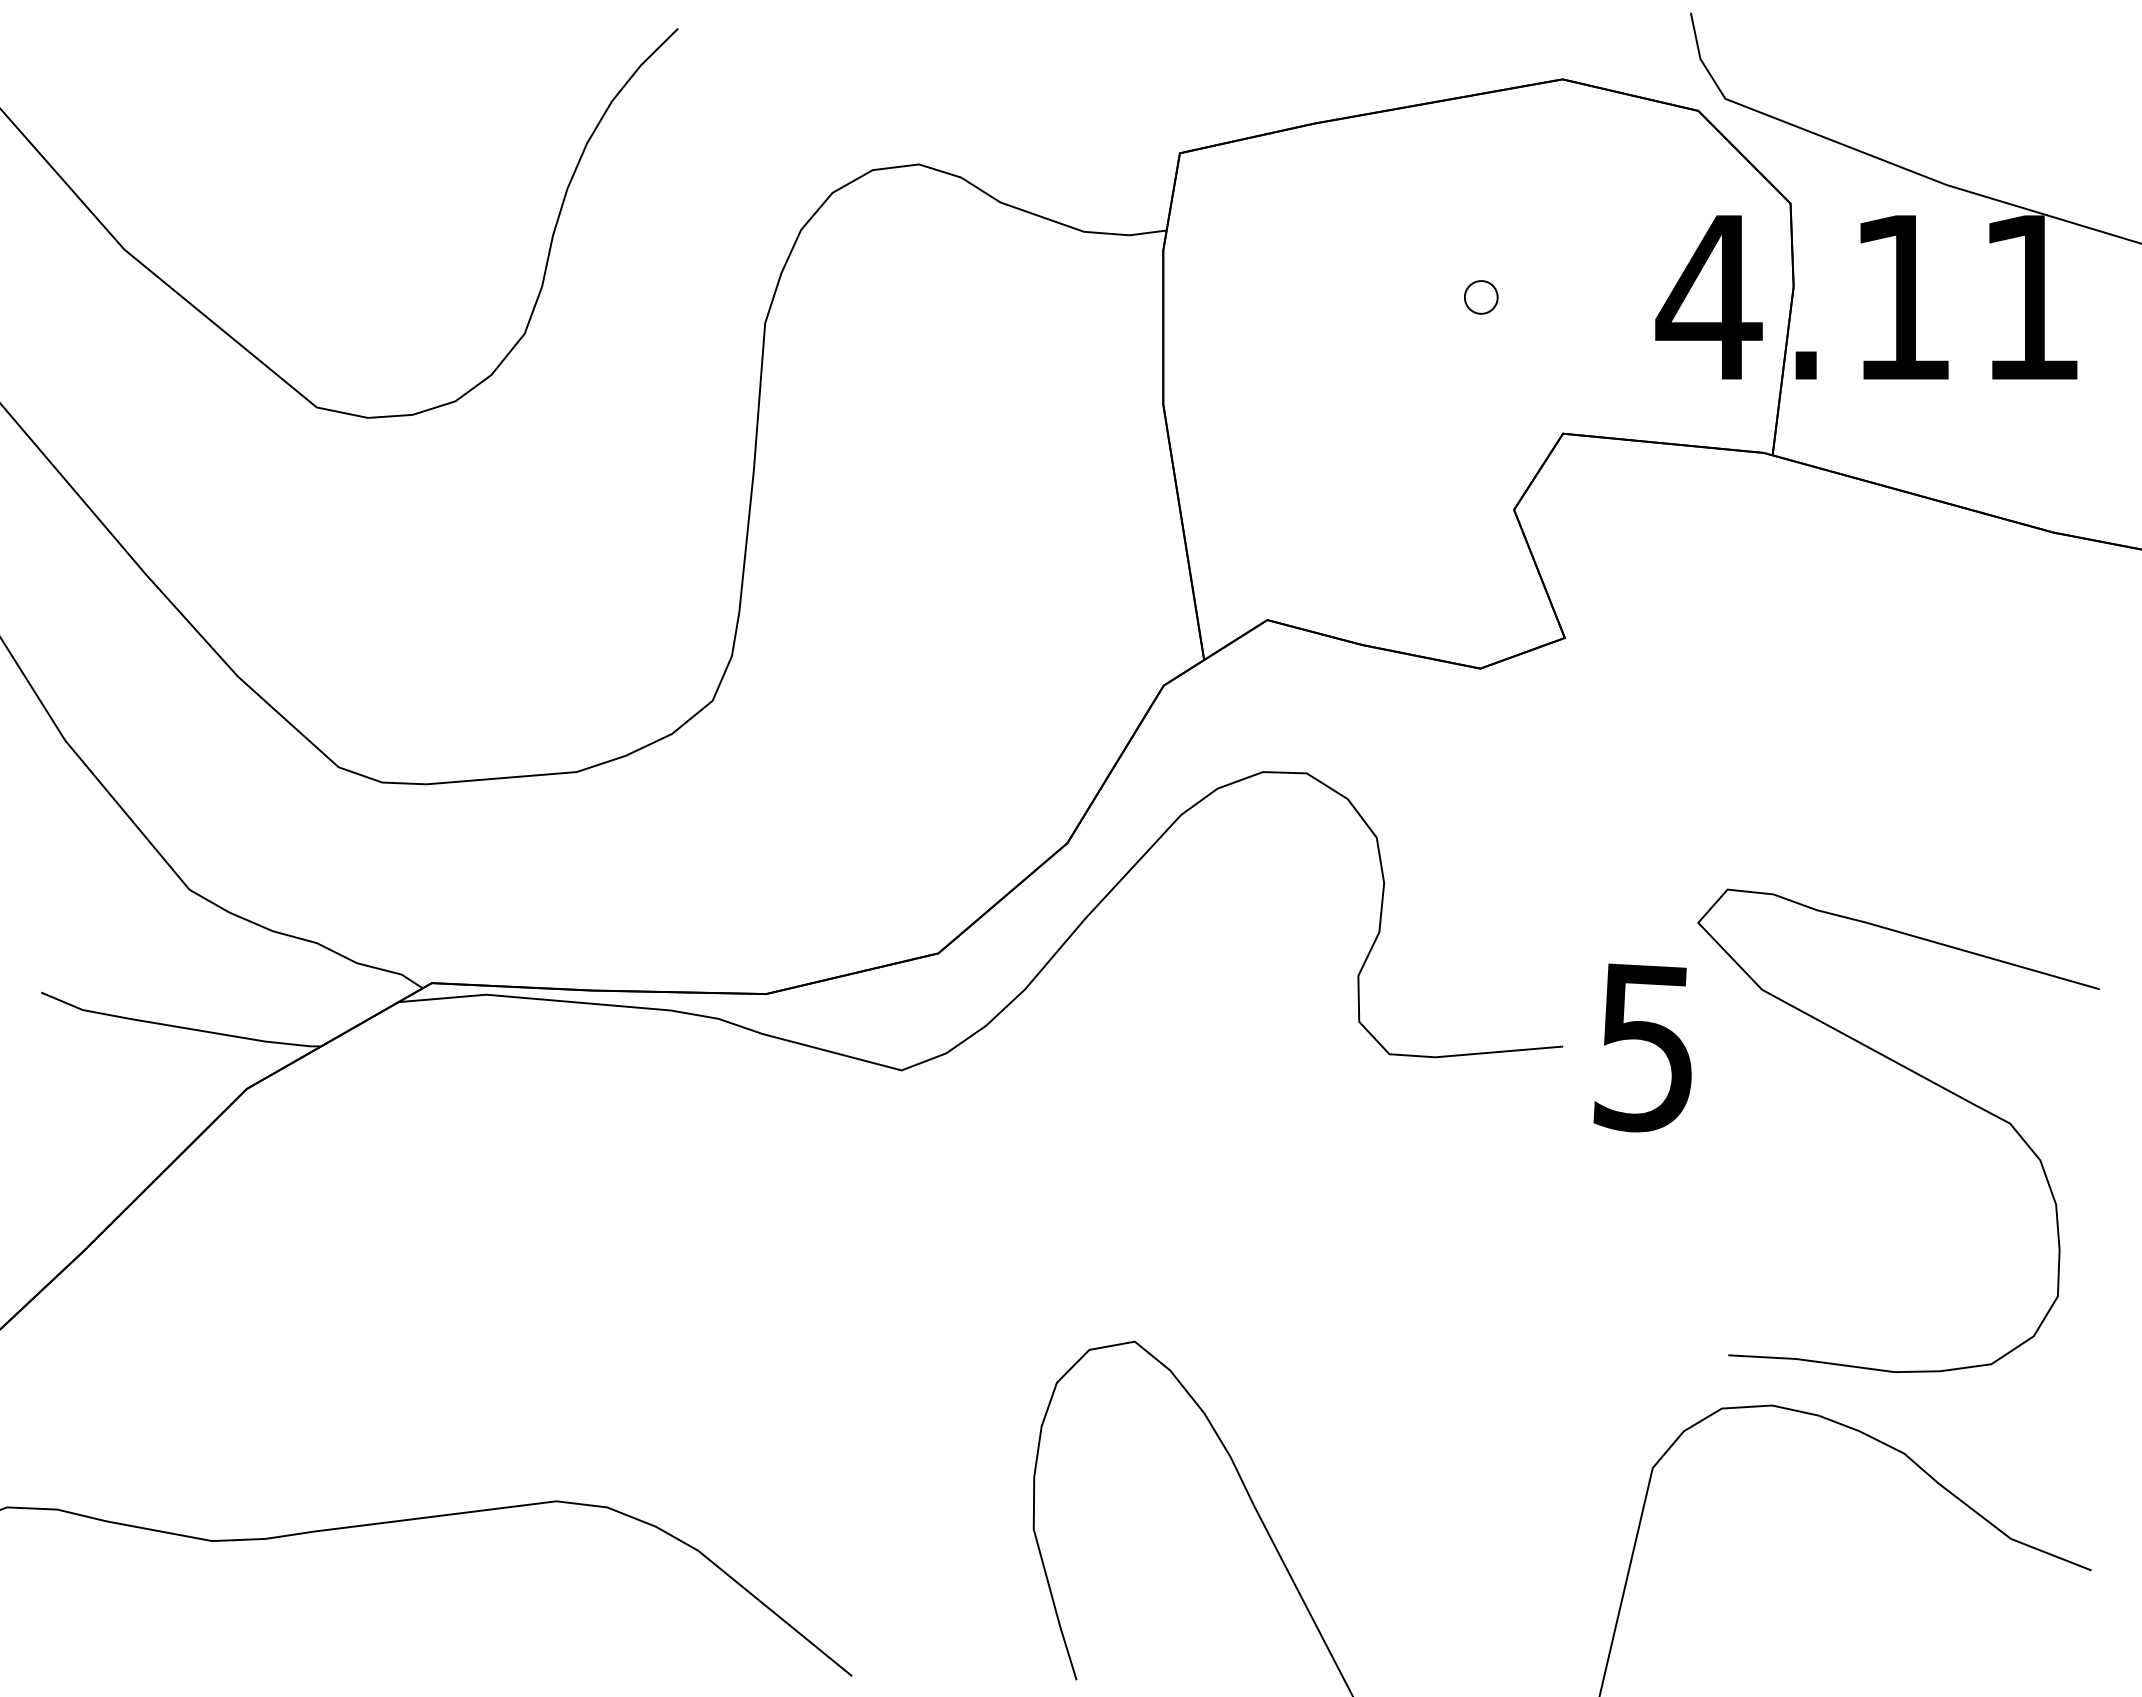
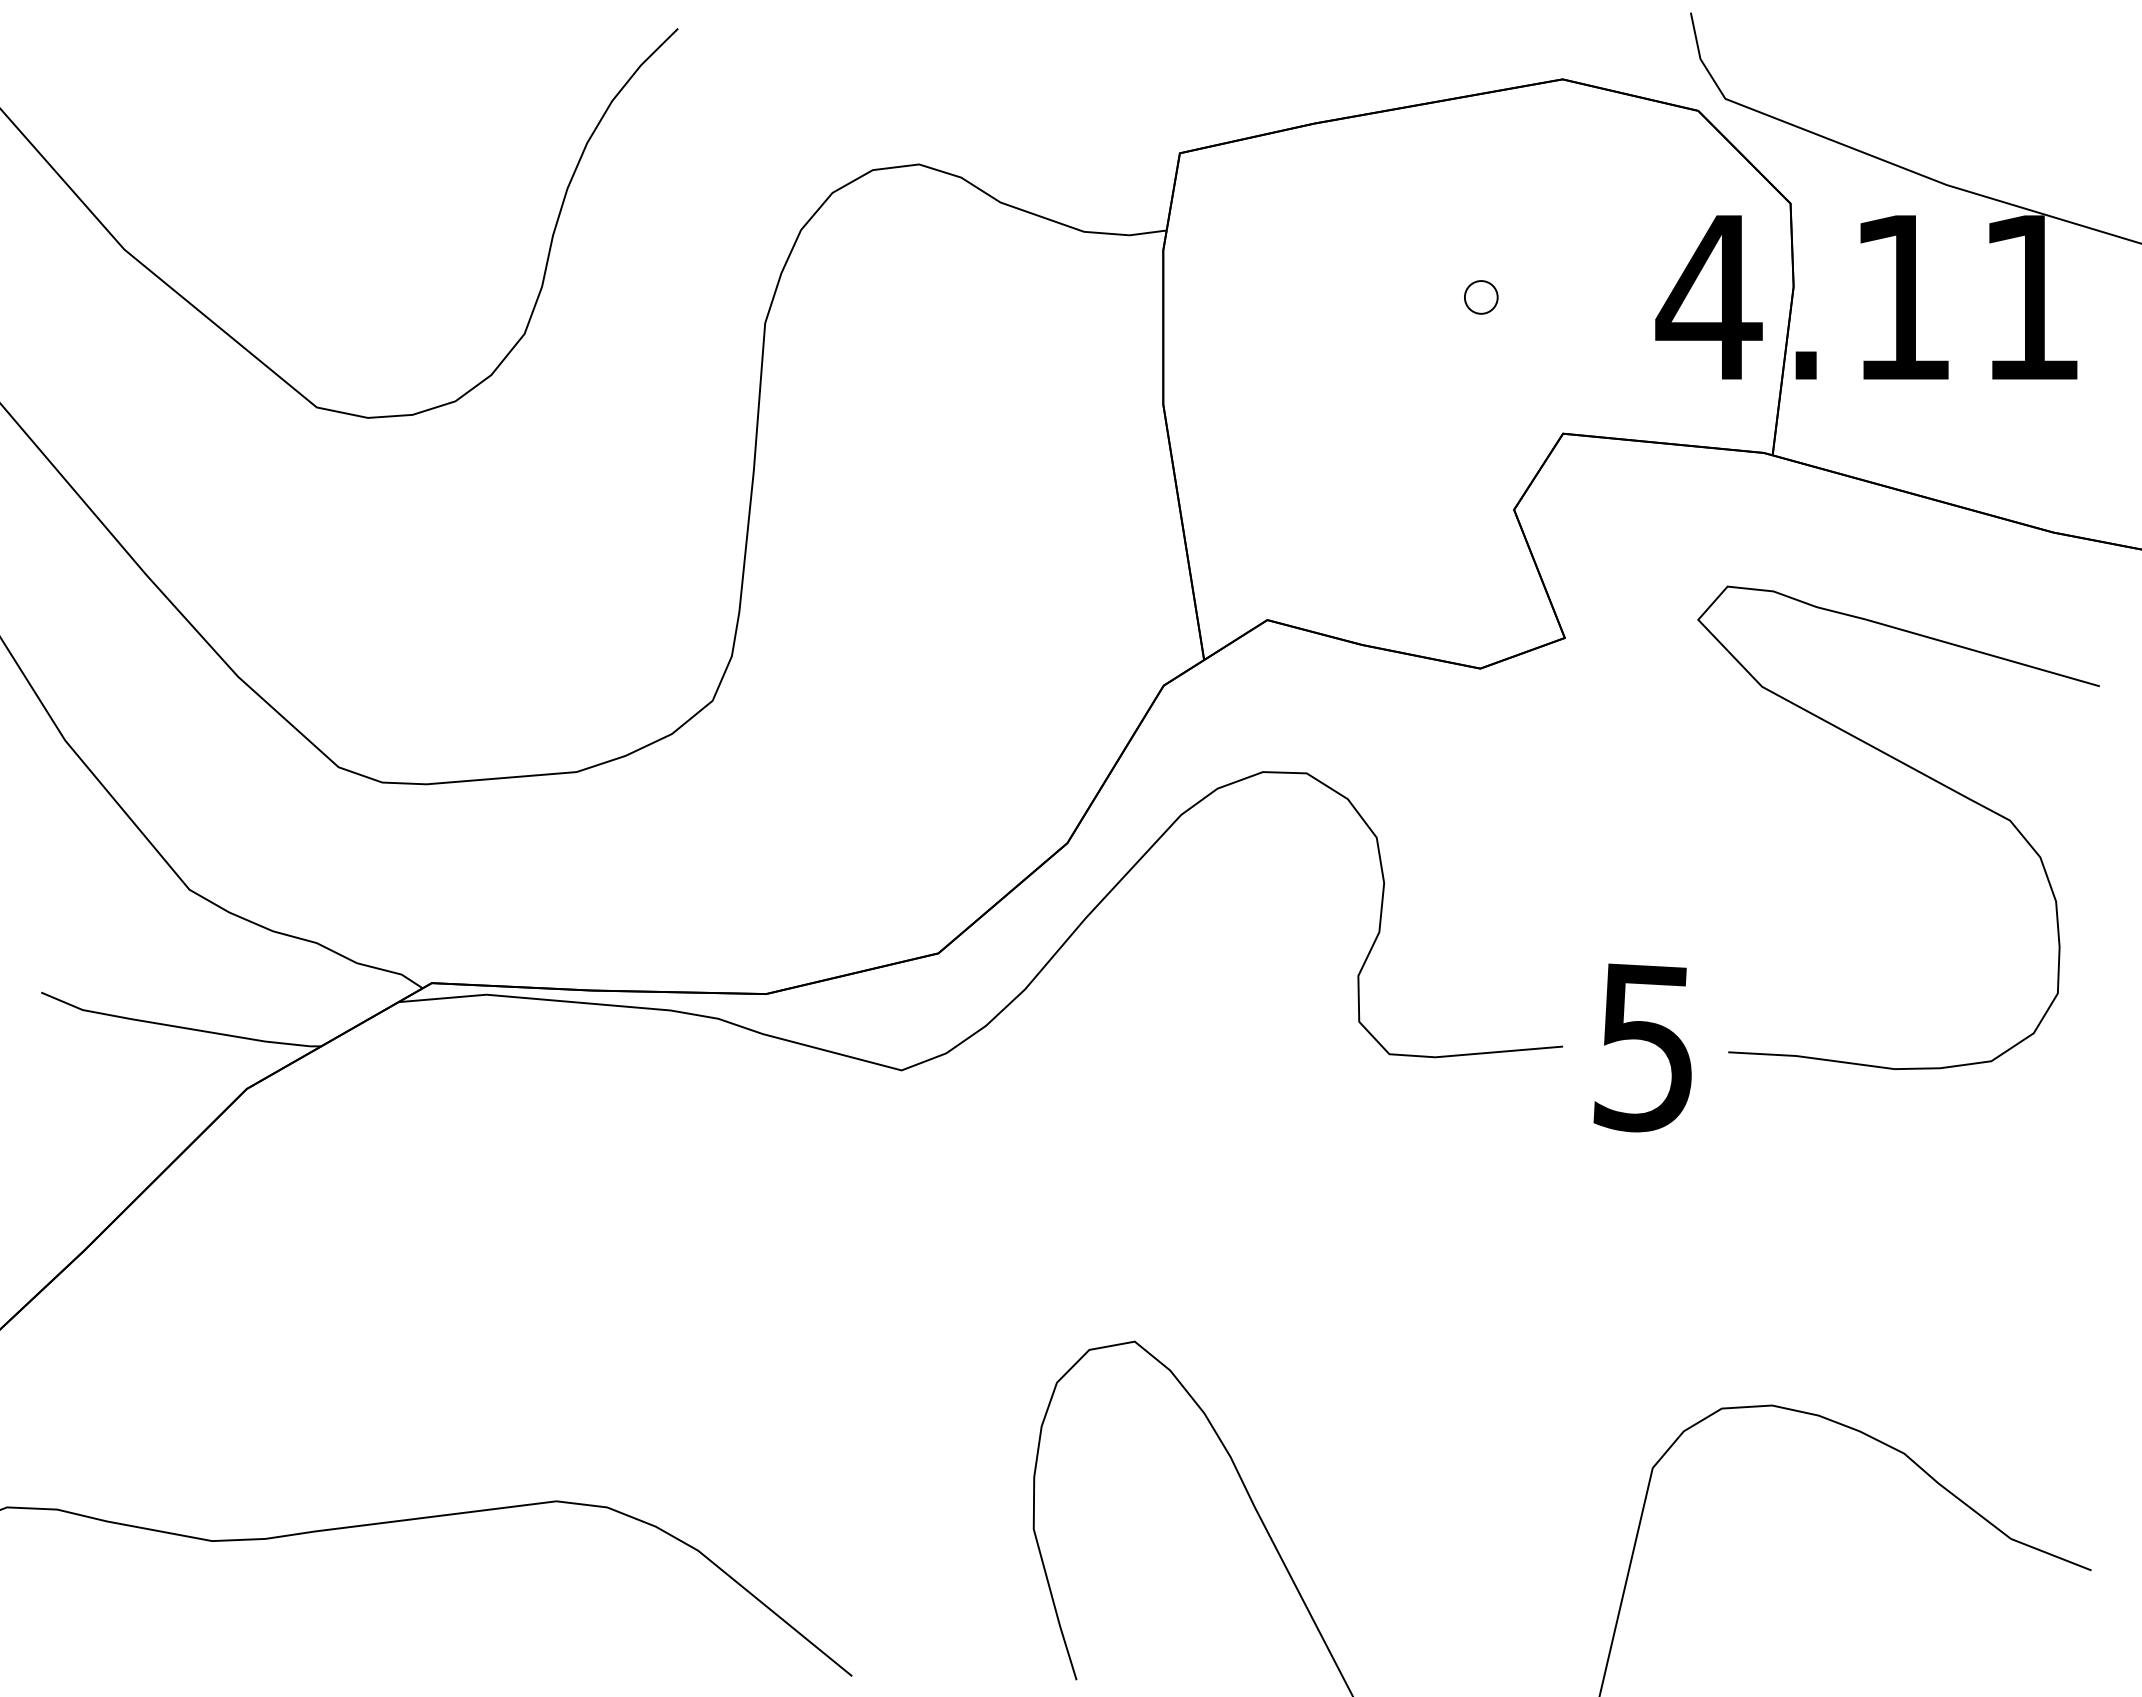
curve position: (1923, 1078) -> (1923, 775) (1923, 775)
